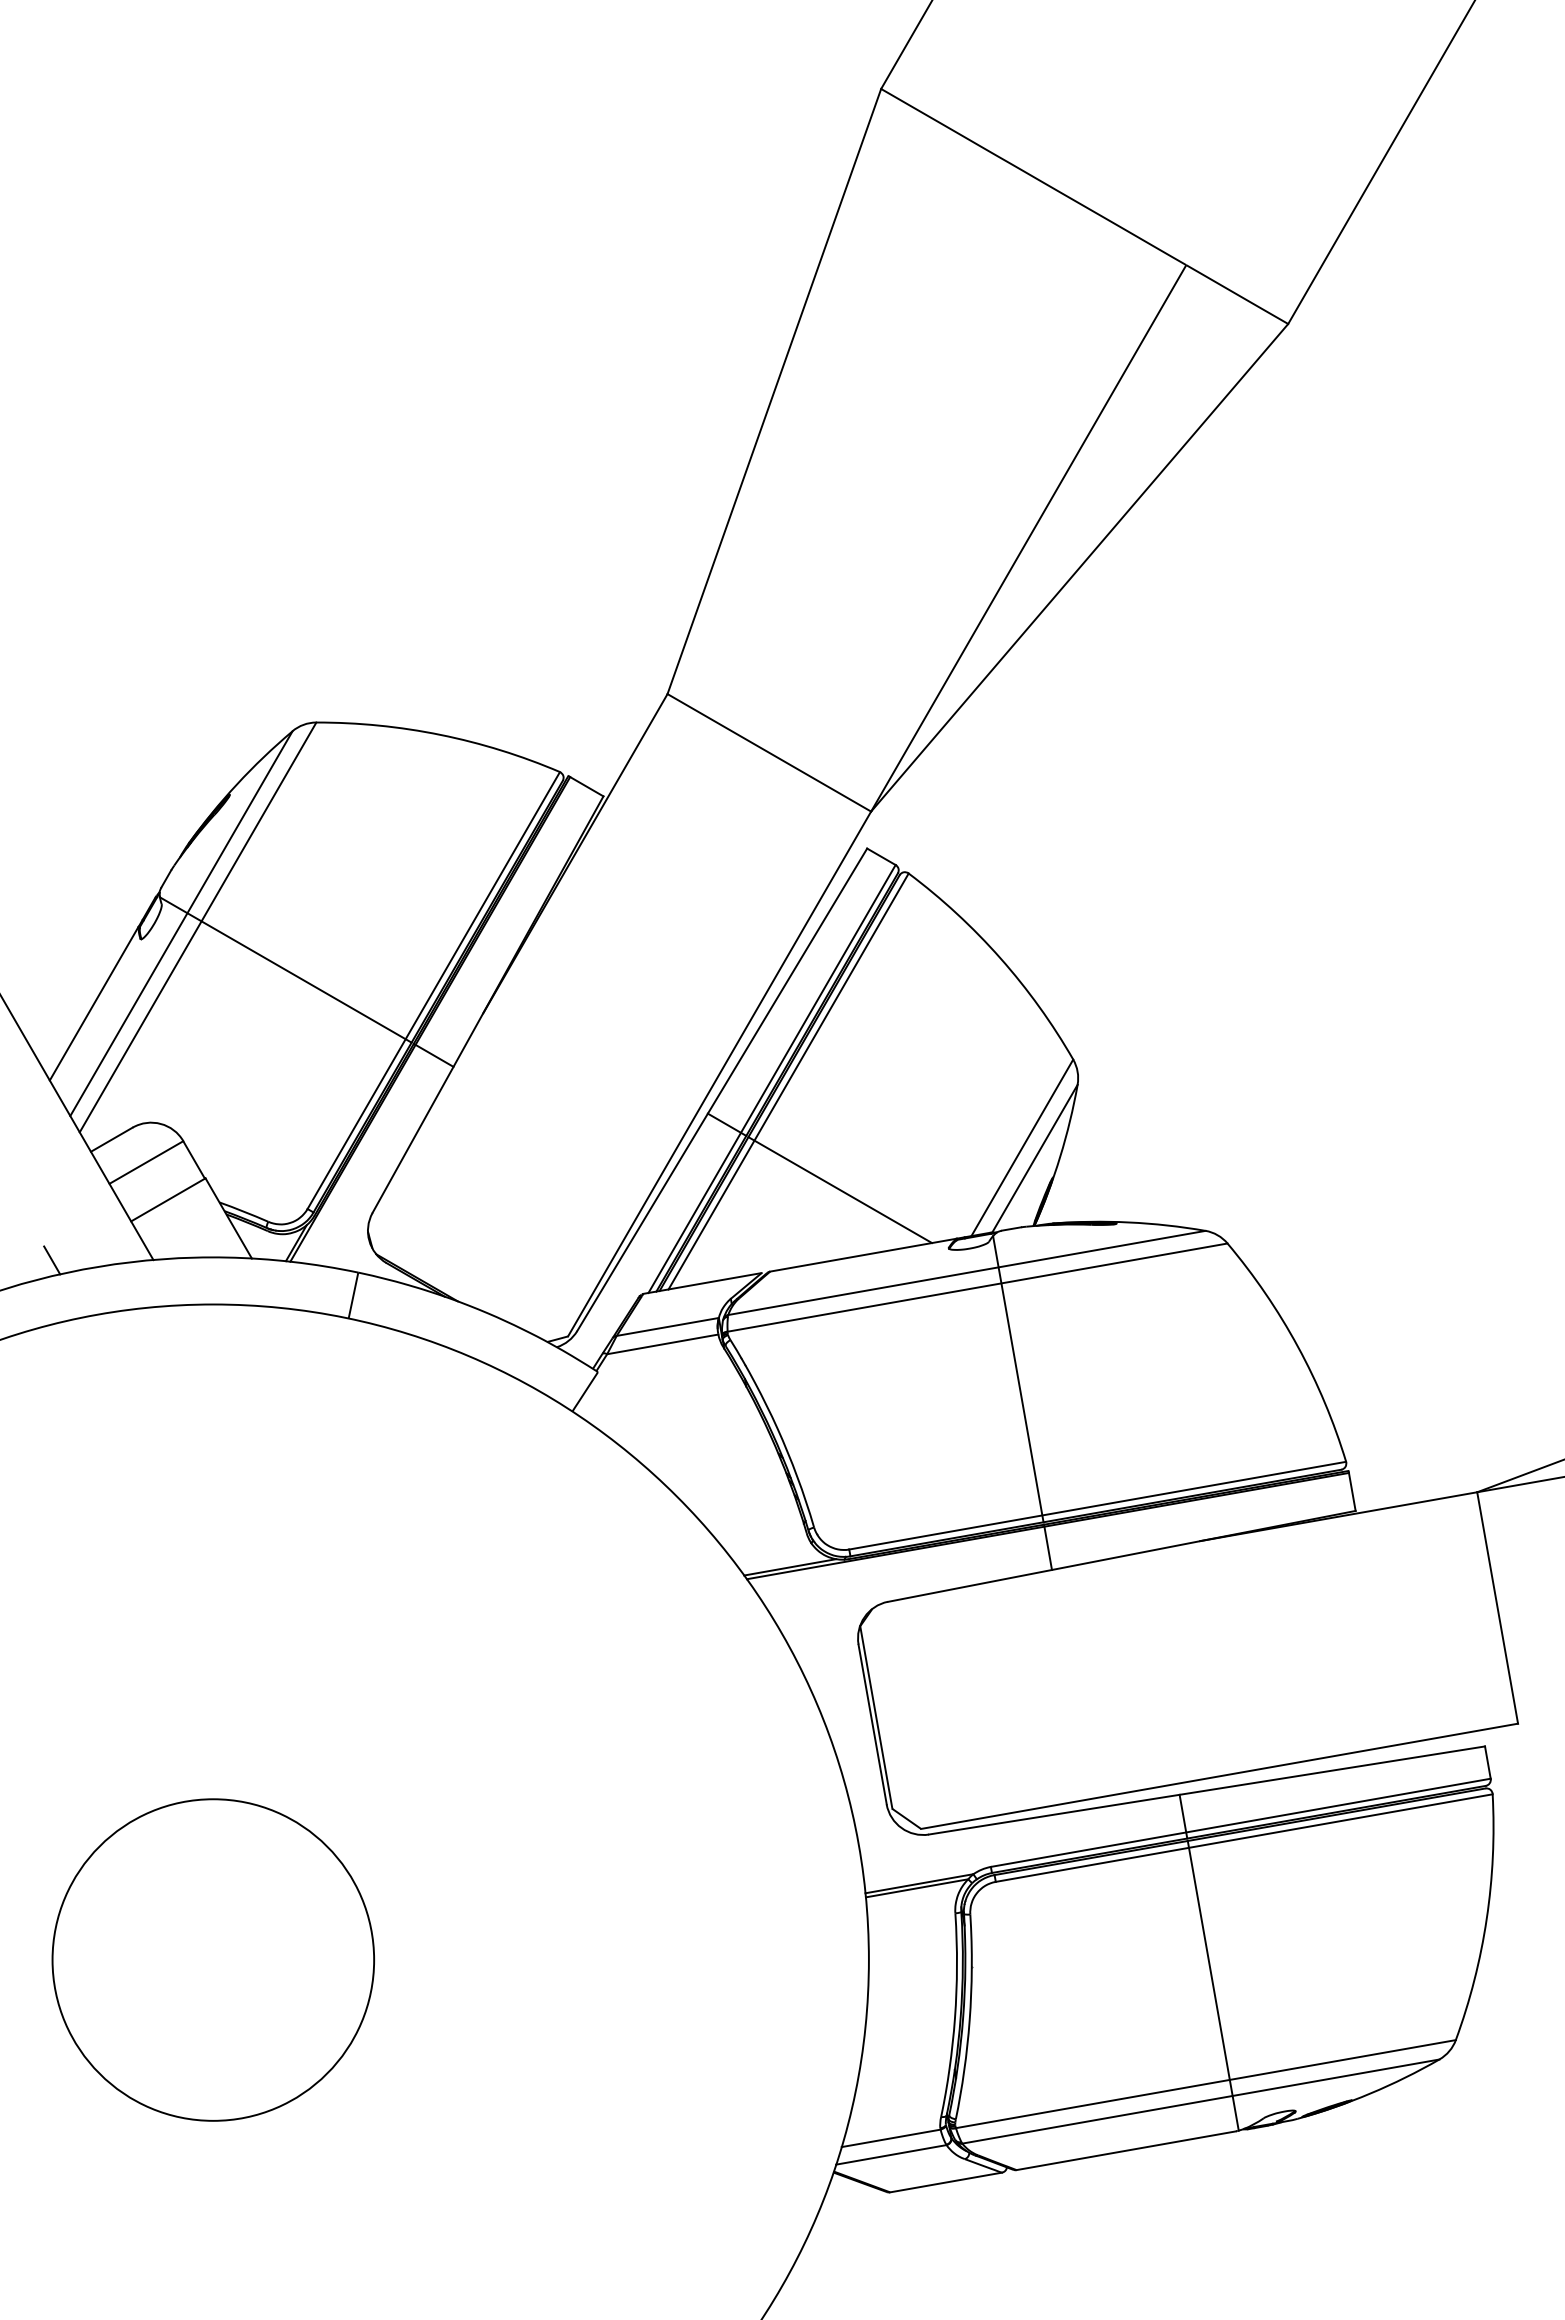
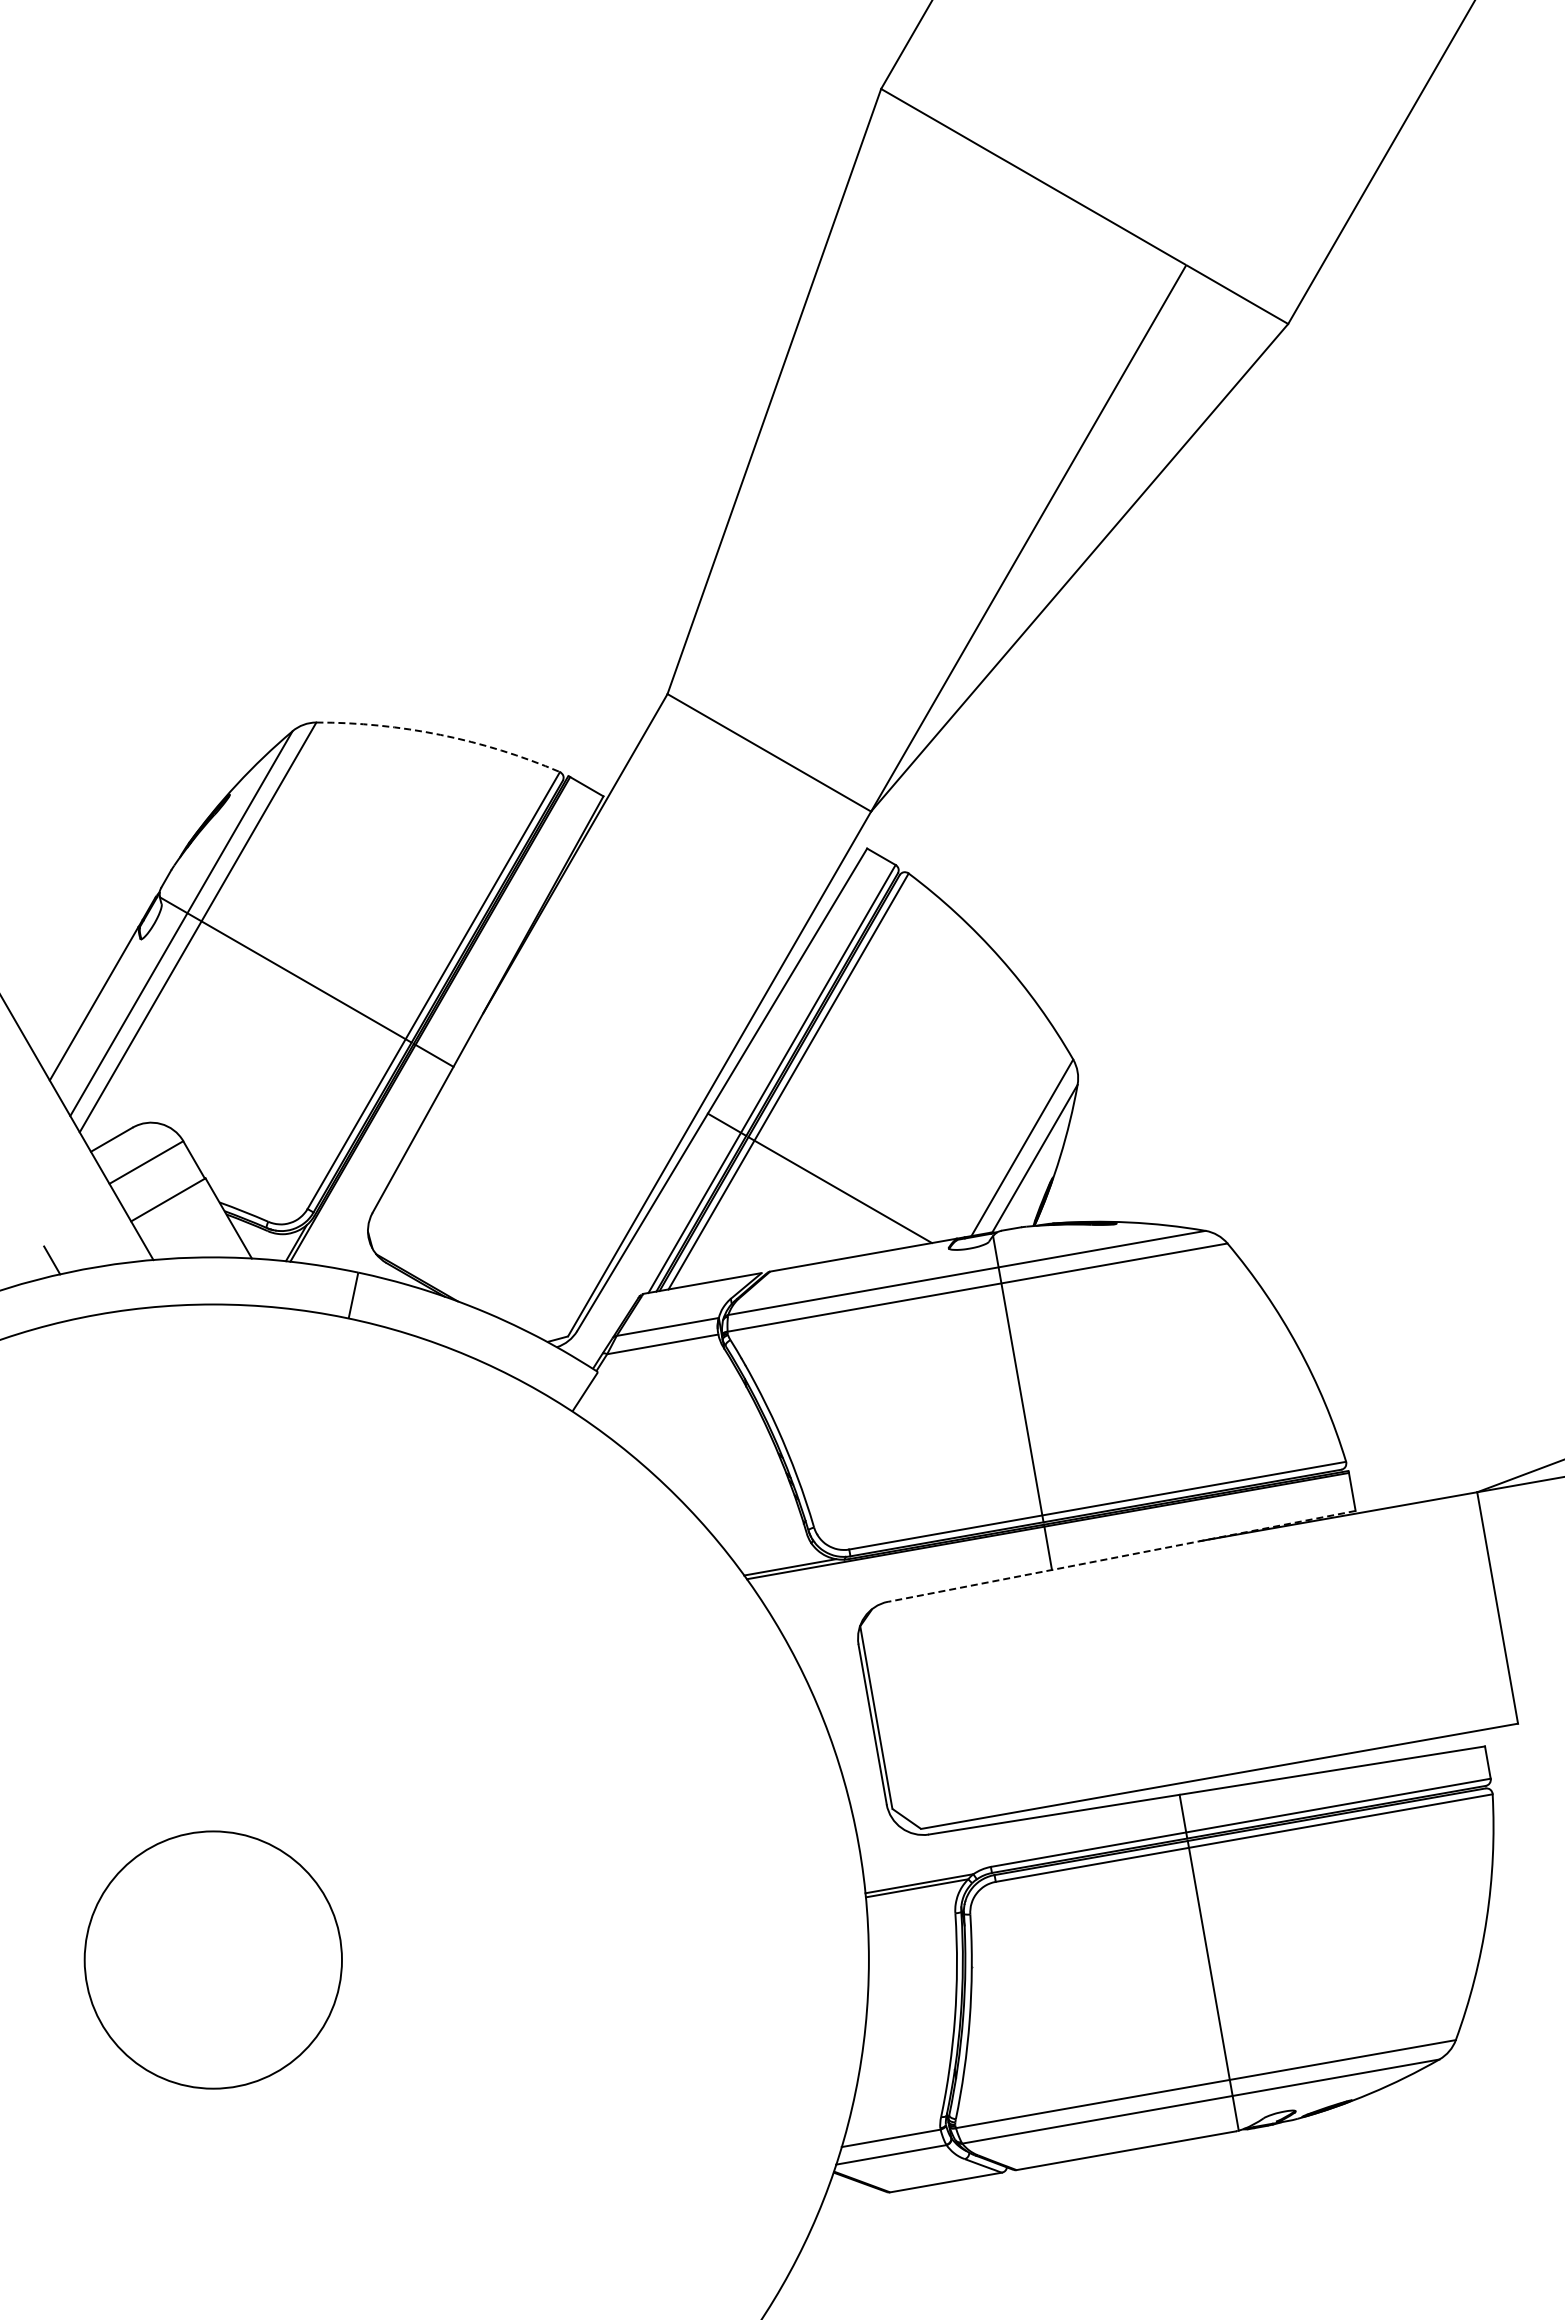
arc: solid -> dashed (440, 734)
line: solid -> dashed (1121, 1556)
circle diameter: 322 px -> 257 px (212, 1959)
